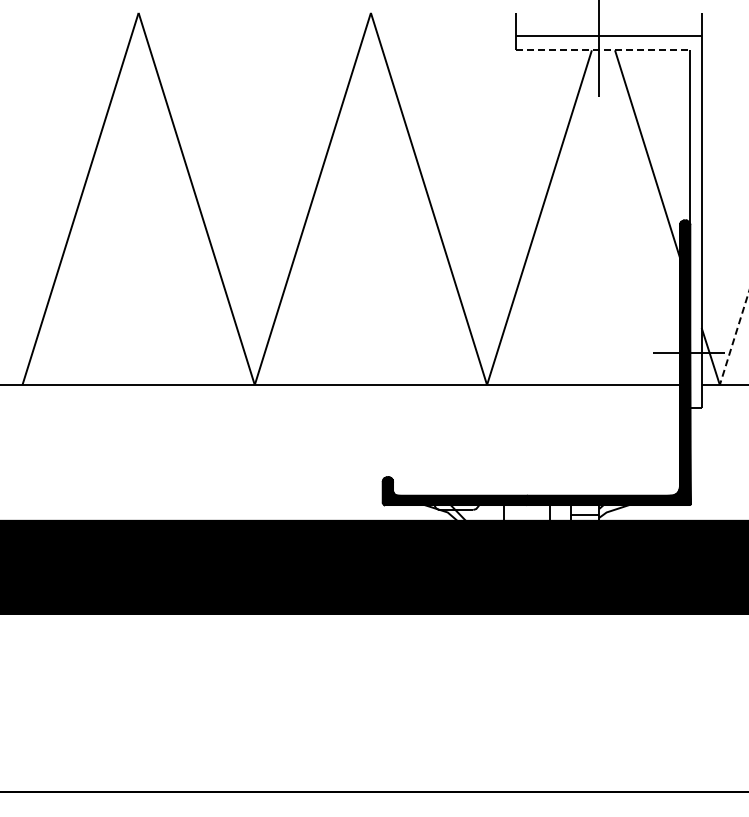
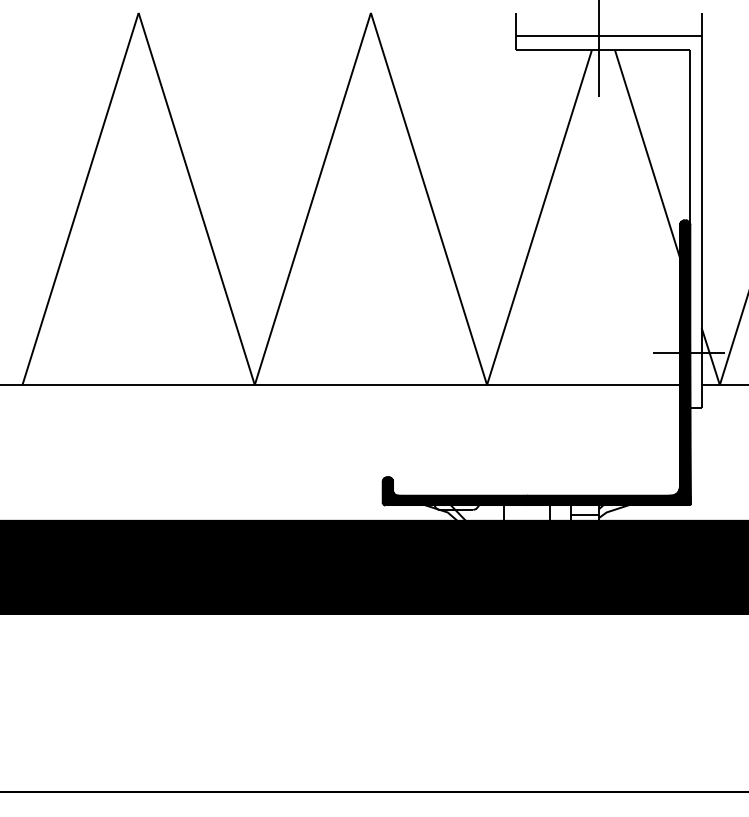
line: dashed -> solid (603, 50)
line: dashed -> solid (734, 339)
